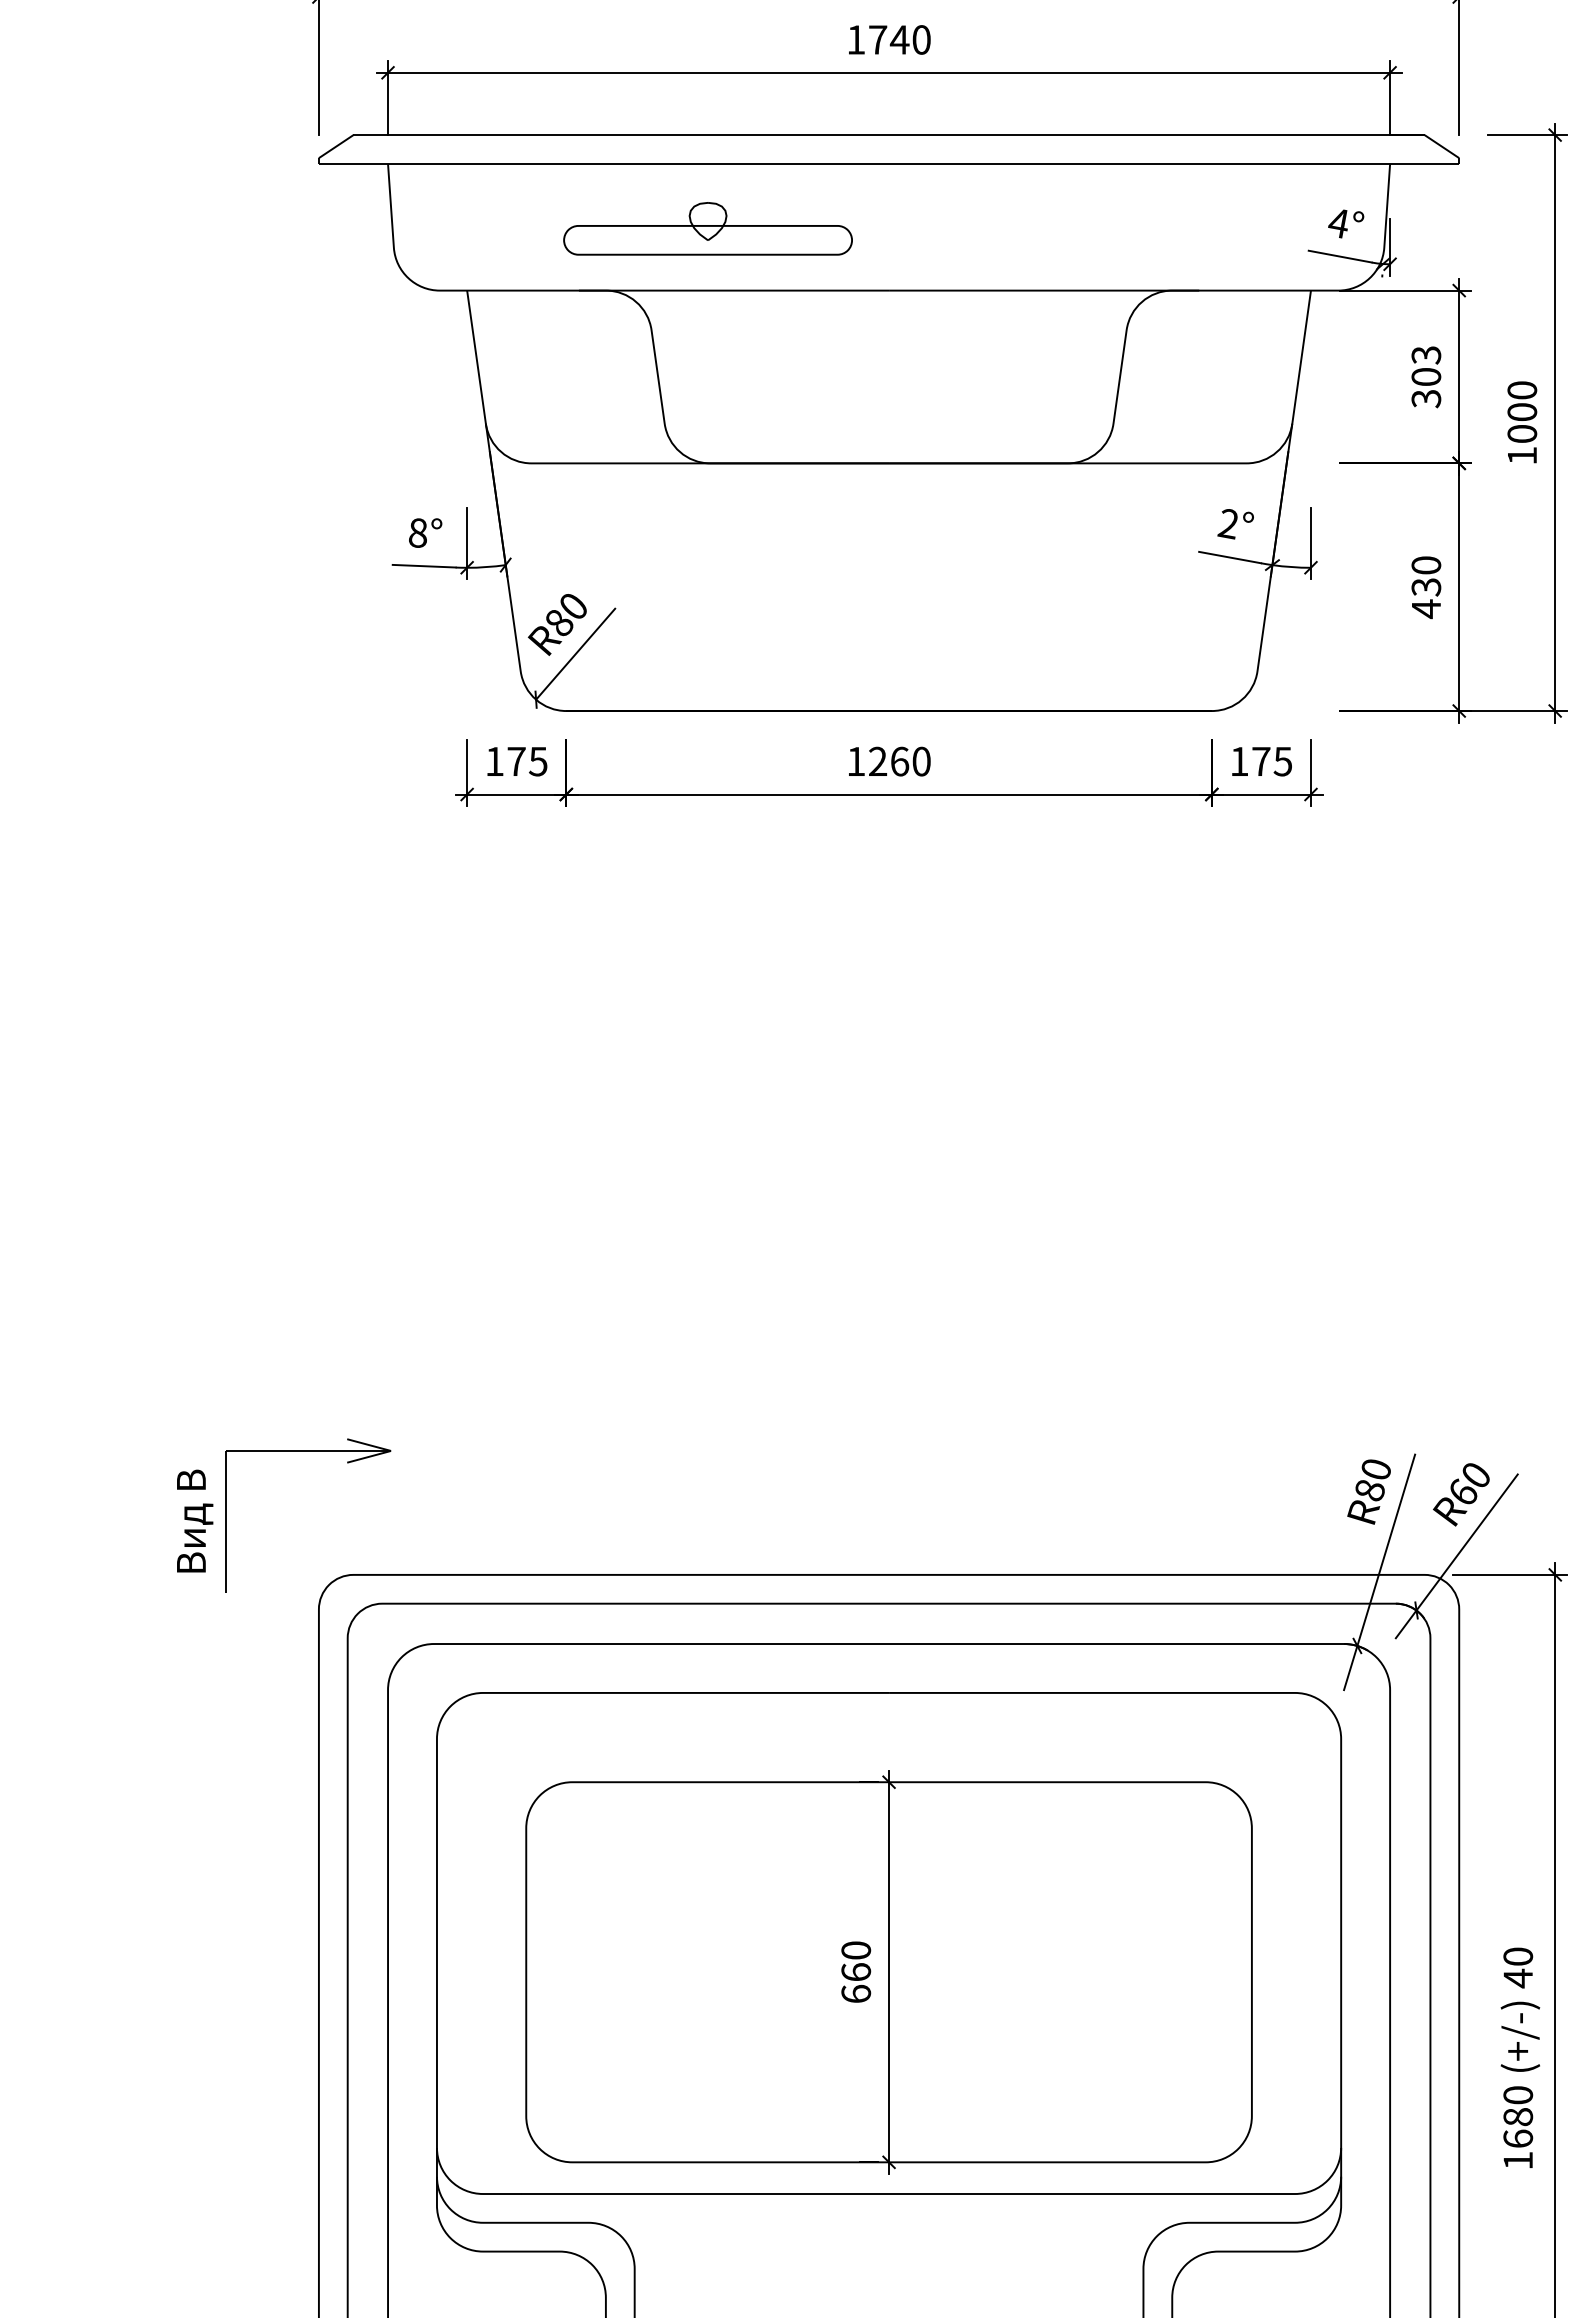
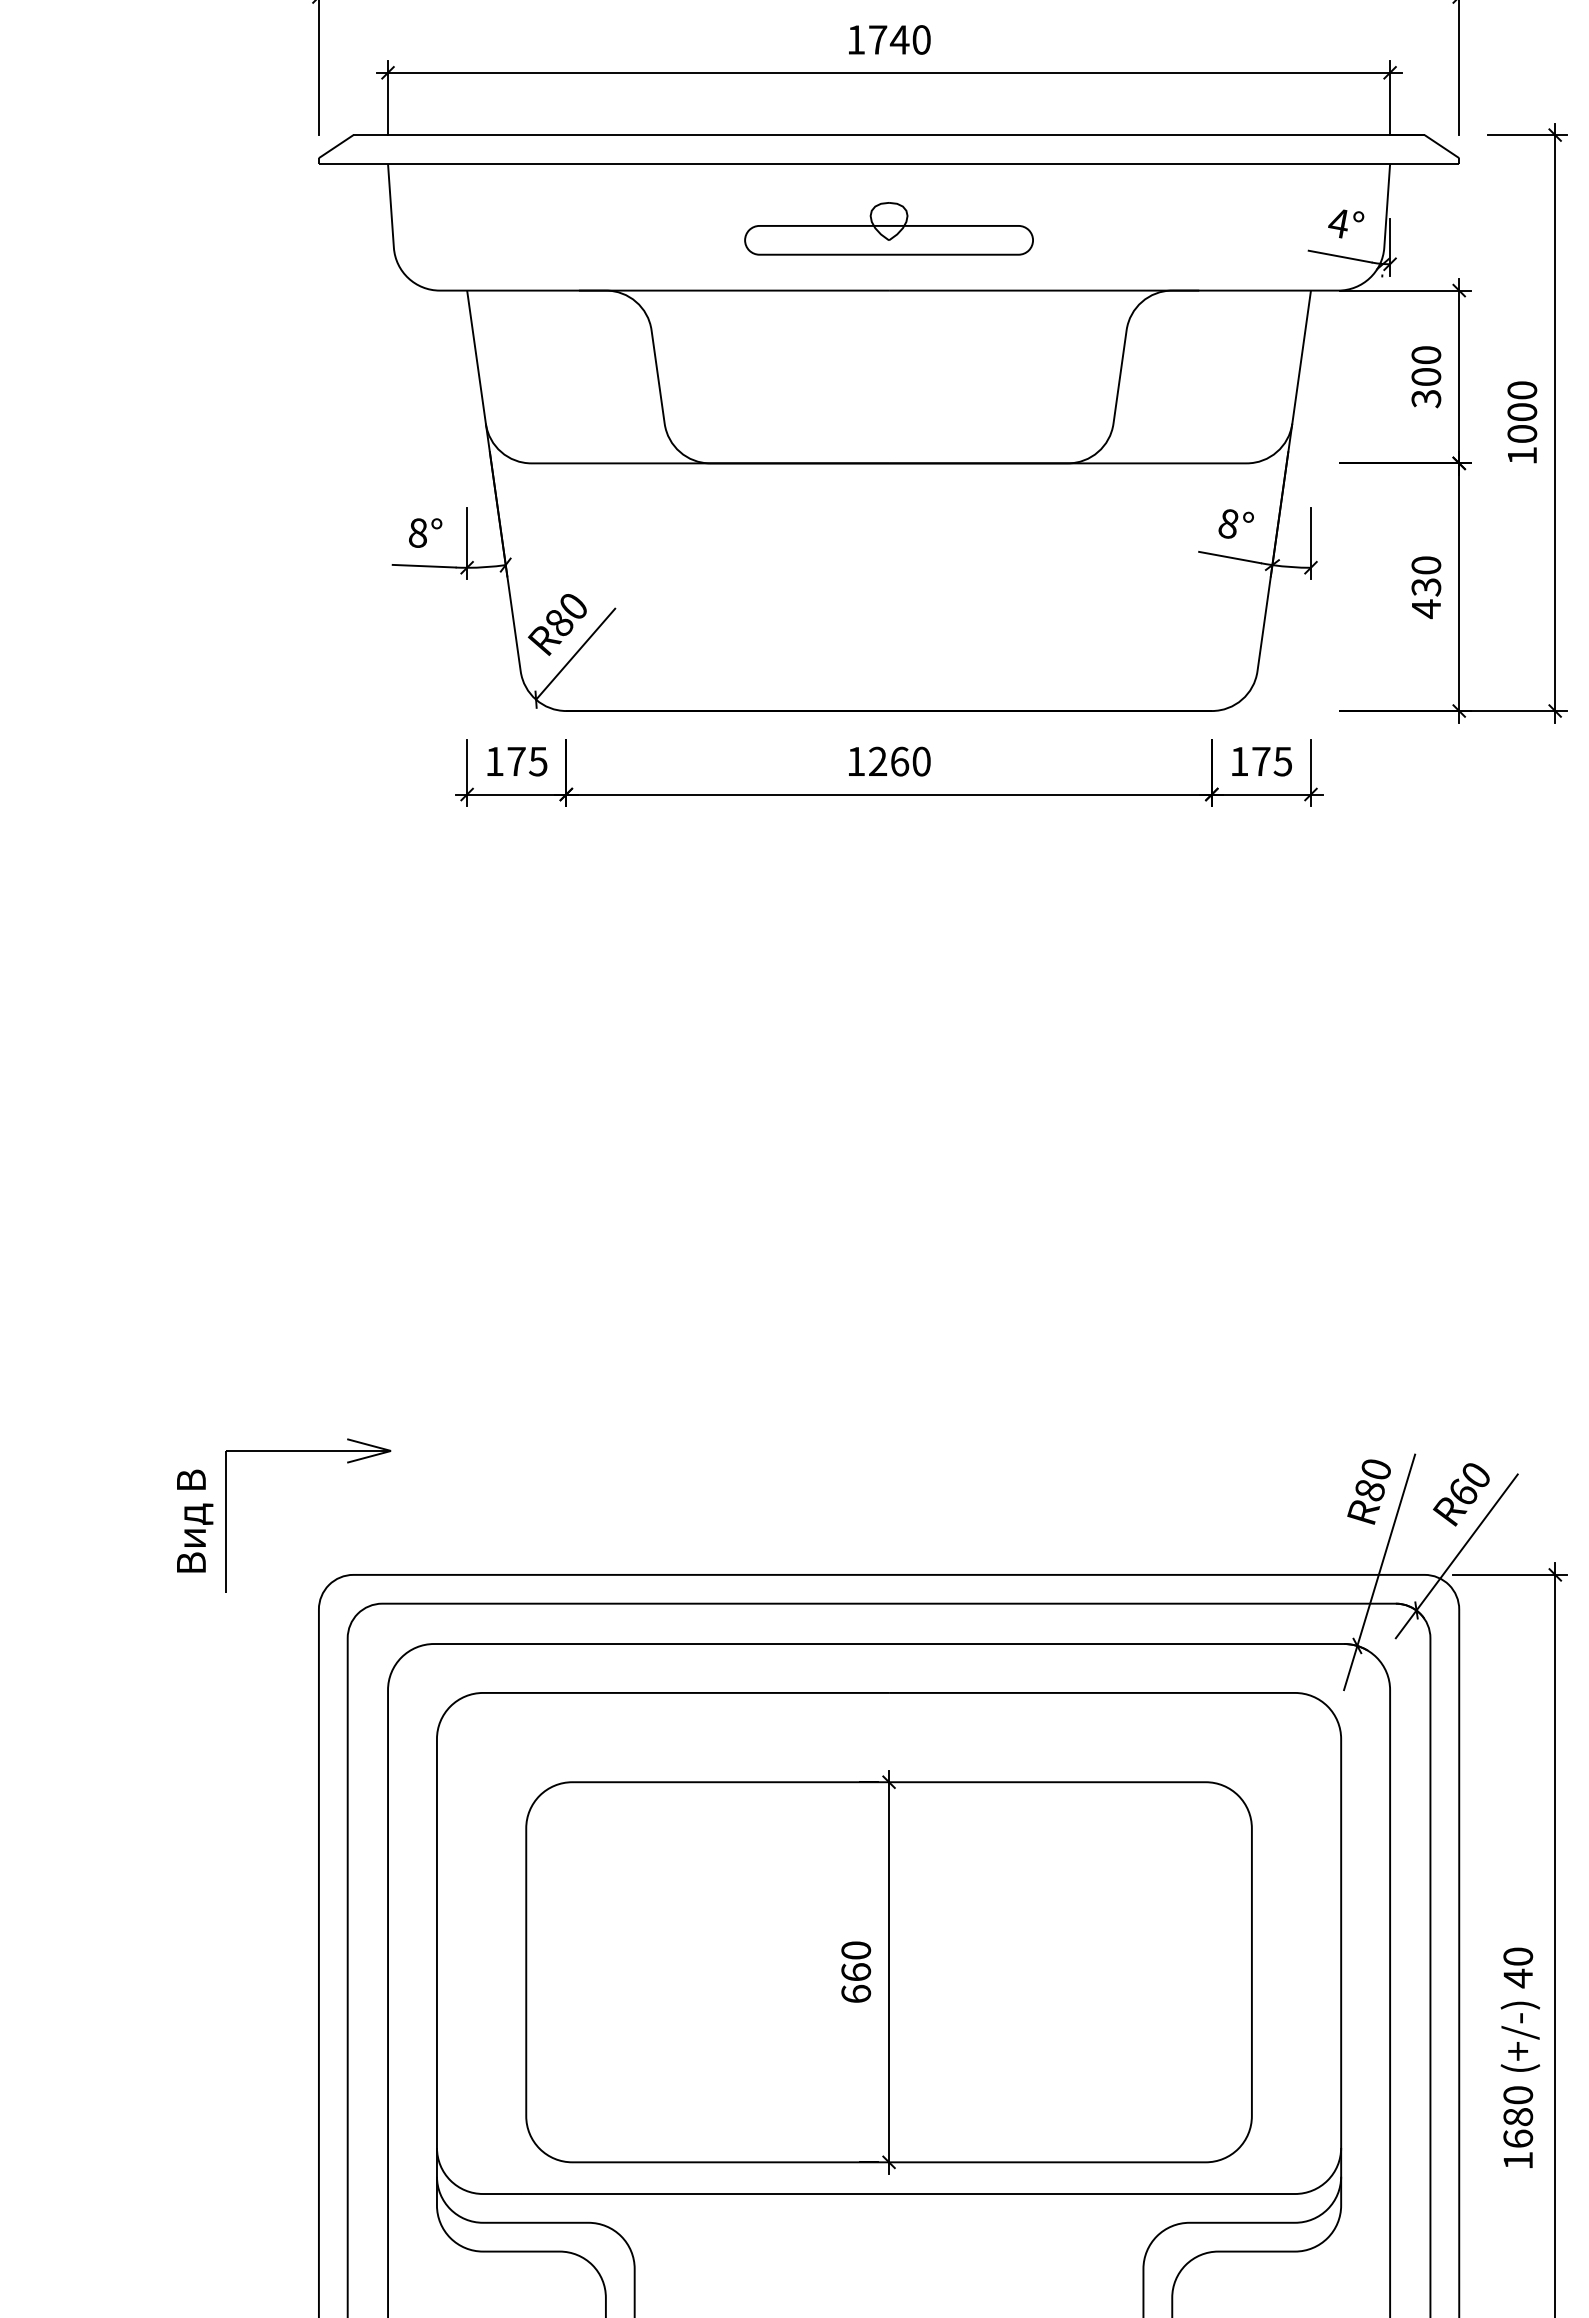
part position: (707, 228) -> (888, 228) (888, 228)
text: 303 -> 300 (1426, 355)
text: 2° -> 8° (1227, 524)
